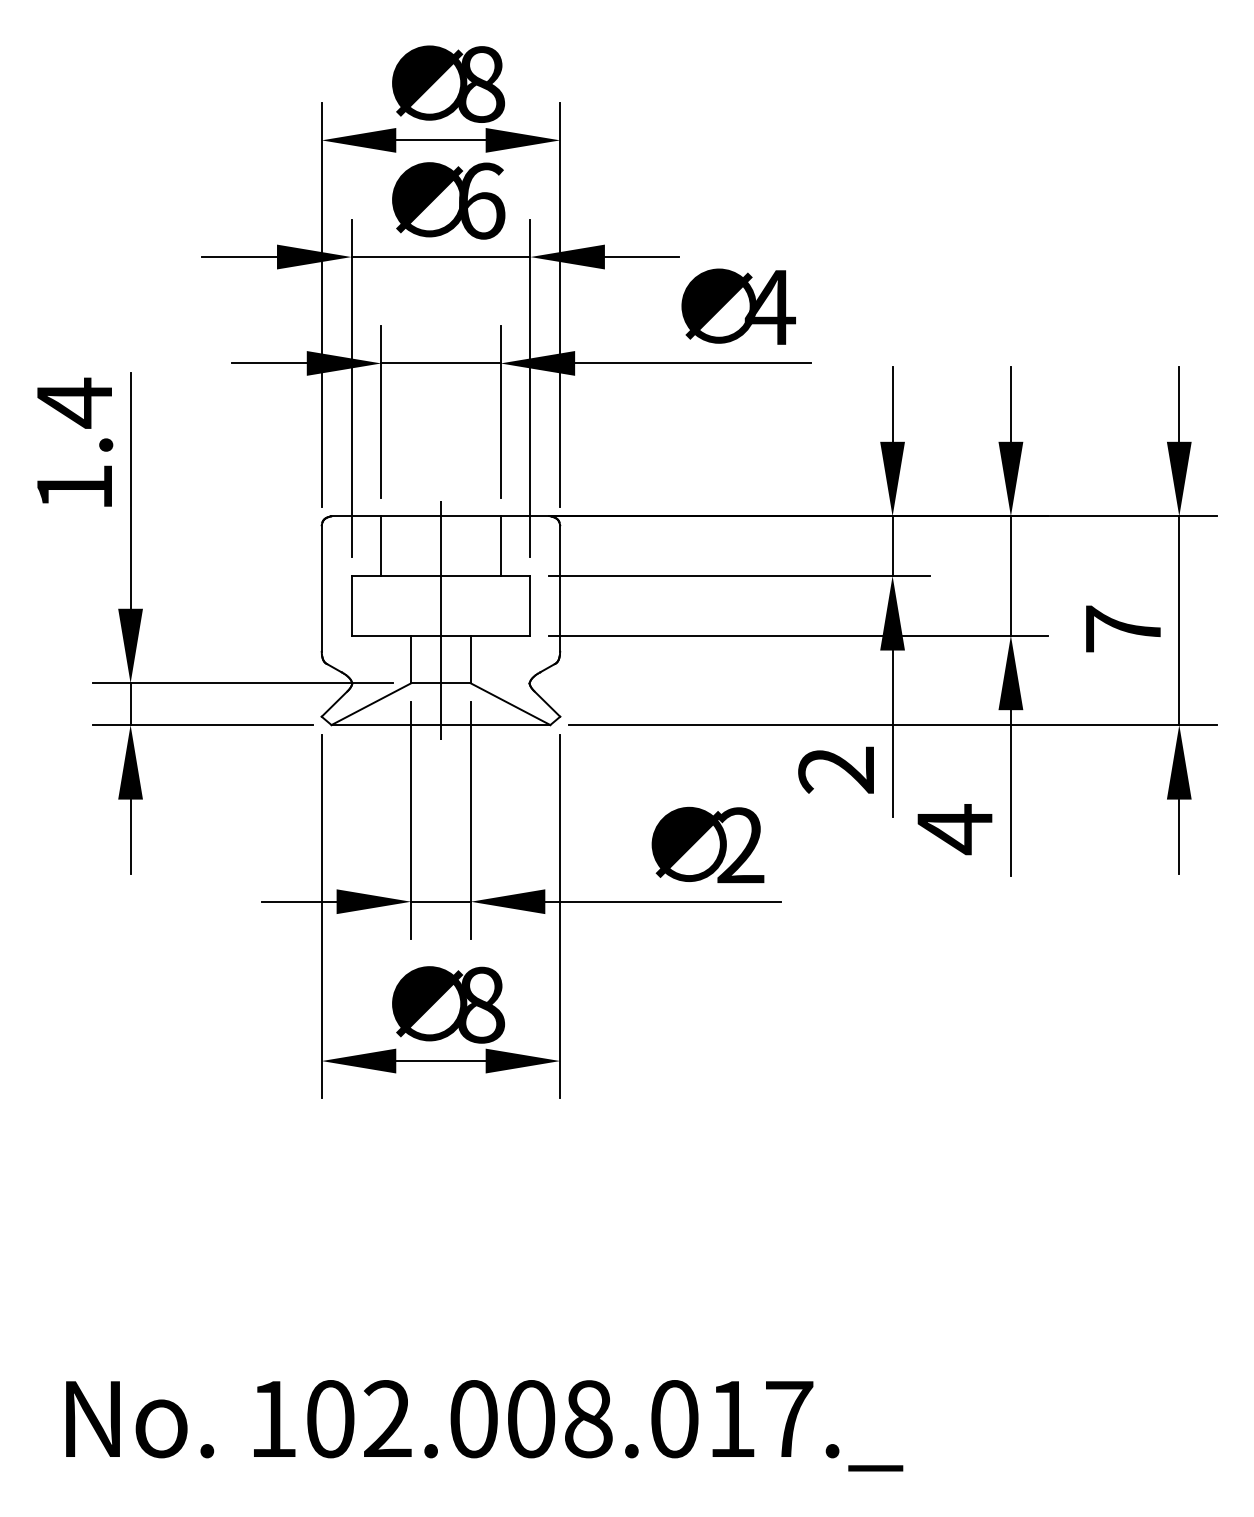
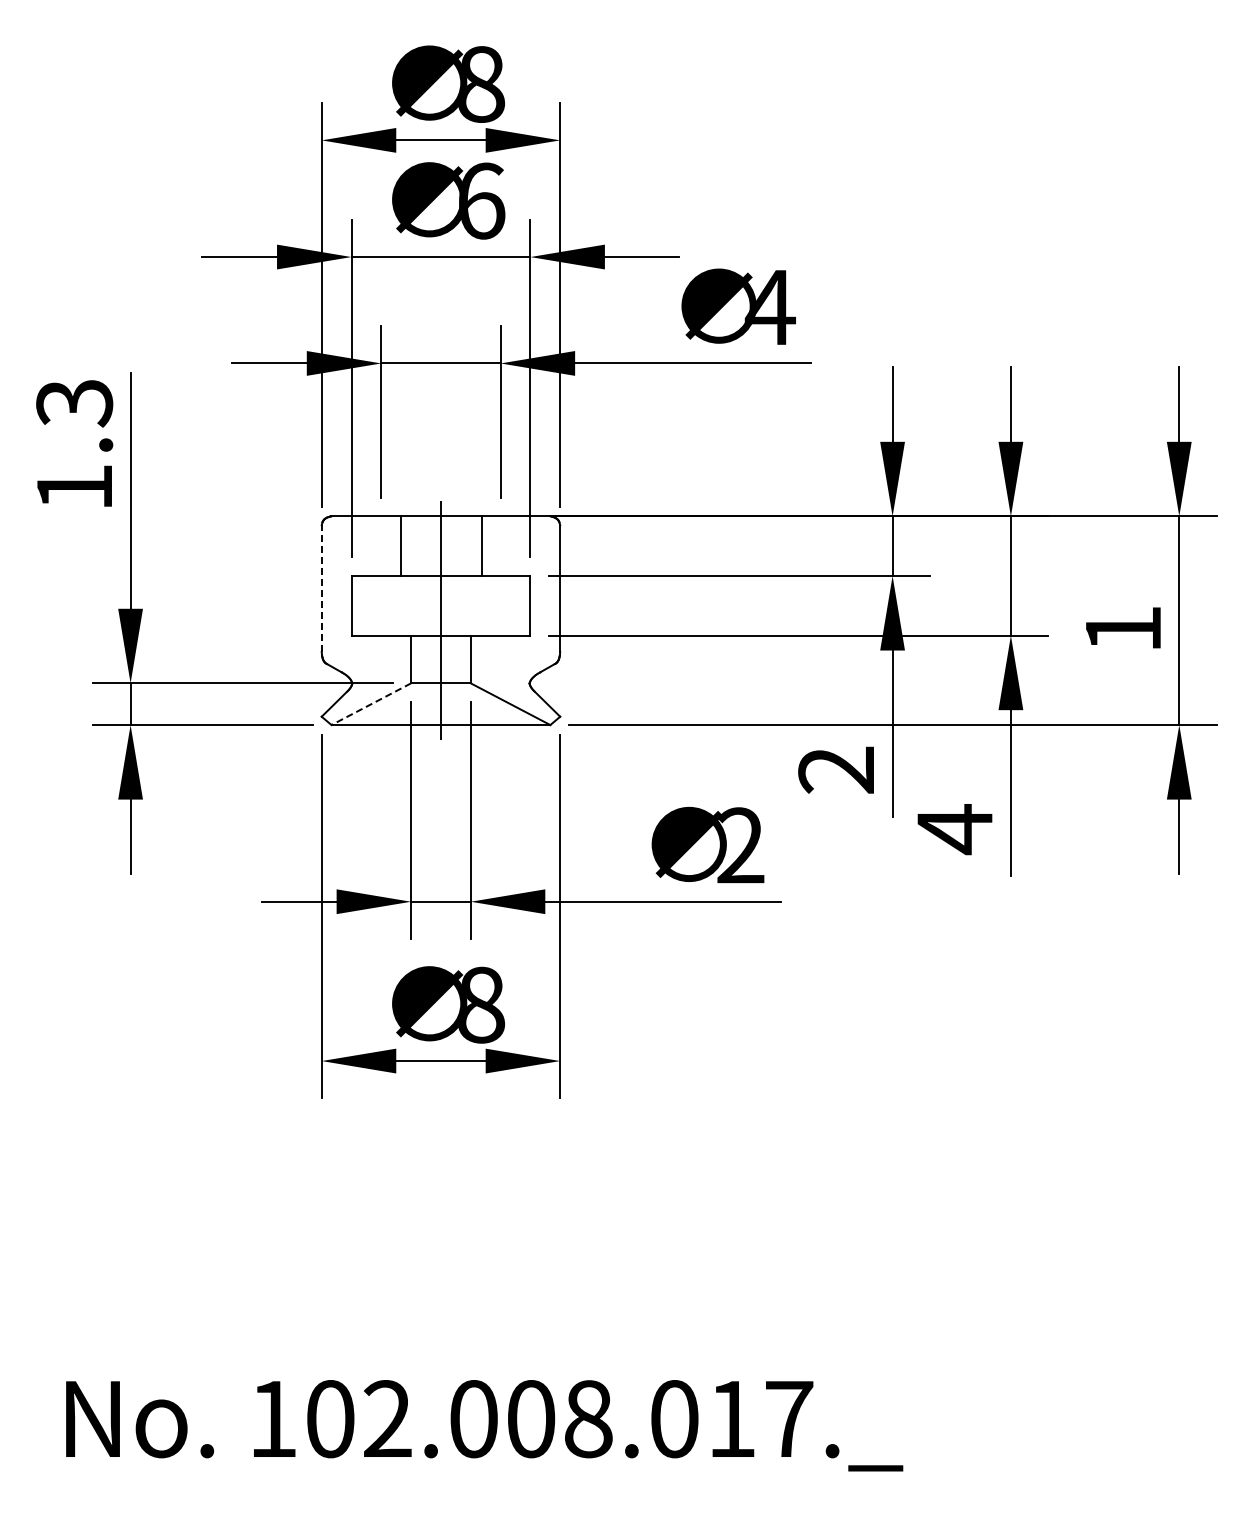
text: 1.4 -> 1.3 (74, 402)
line position: (381, 546) -> (401, 546) (401, 546)
line position: (500, 546) -> (481, 546) (481, 546)
line: solid -> dashed (321, 588)
text: 7 -> 1 (1123, 628)
line: solid -> dashed (371, 704)
